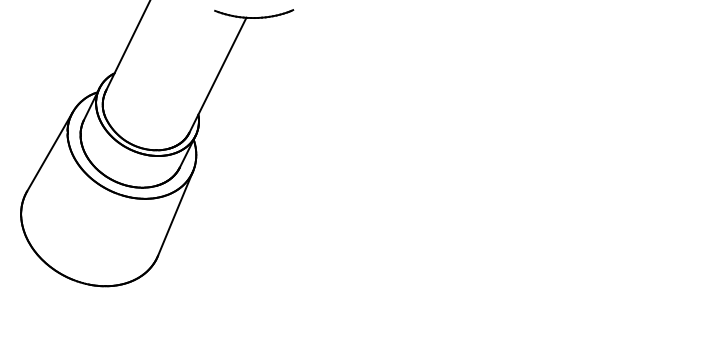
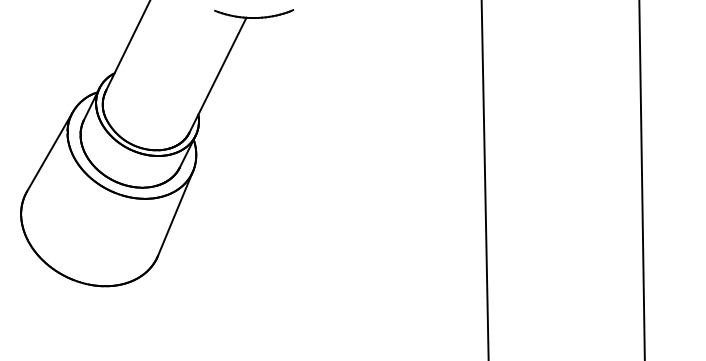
line: none -> present (484, 179)
line: none -> present (641, 179)
